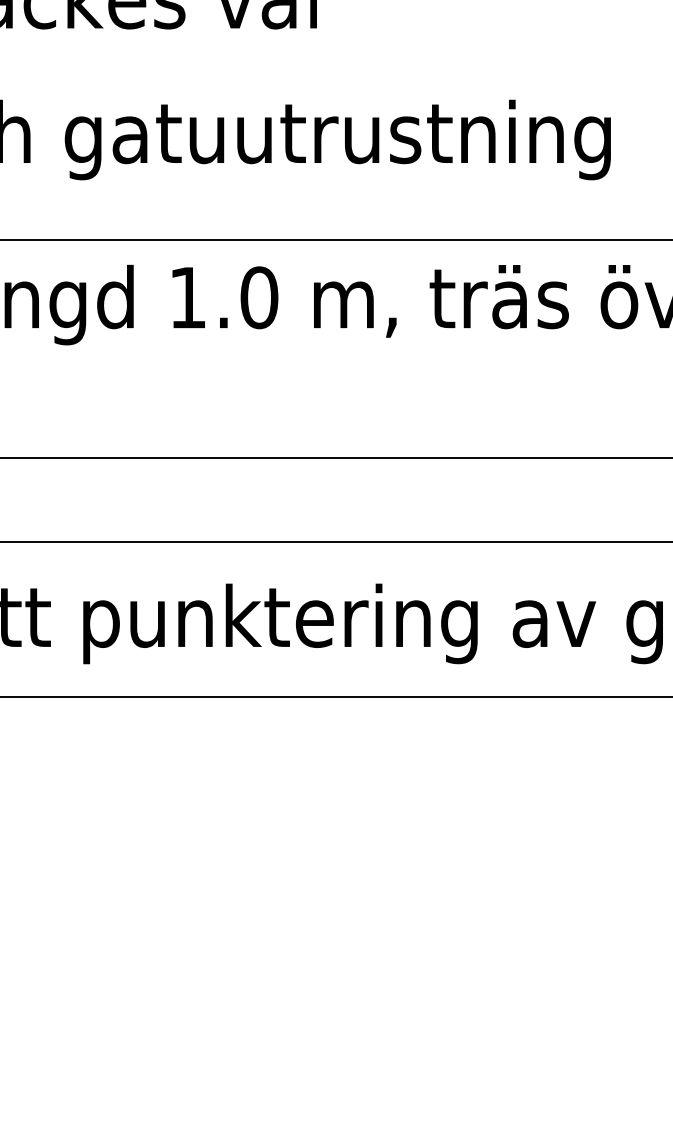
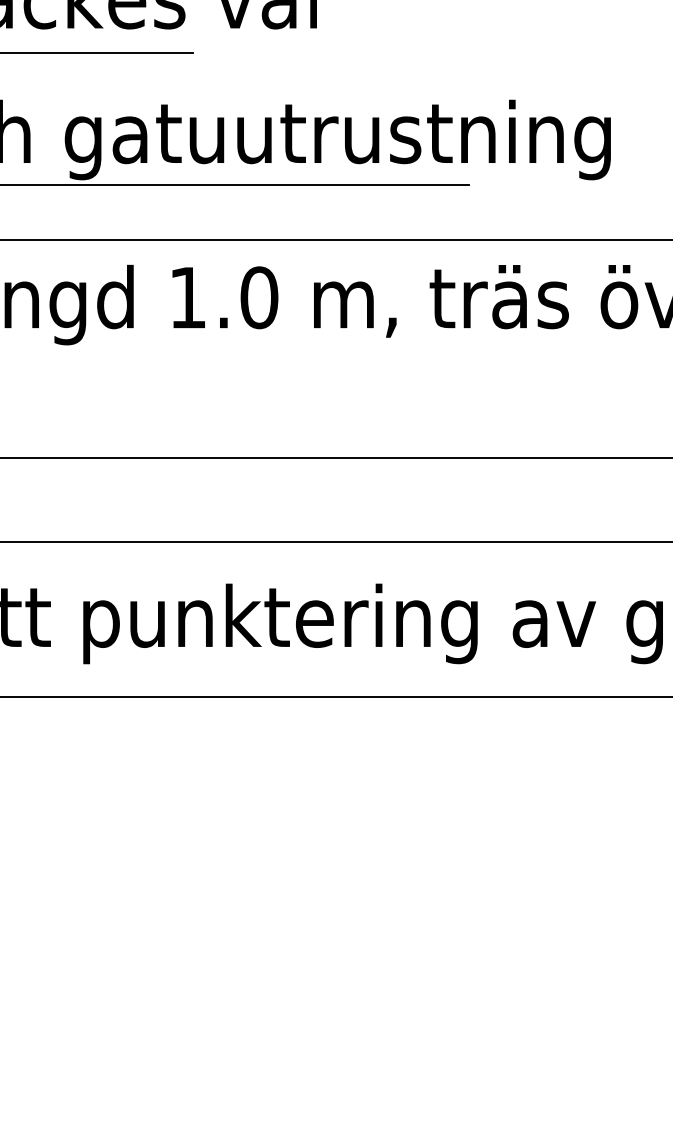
line: none -> present (97, 52)
line: none -> present (235, 184)
